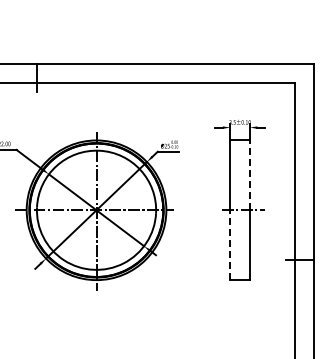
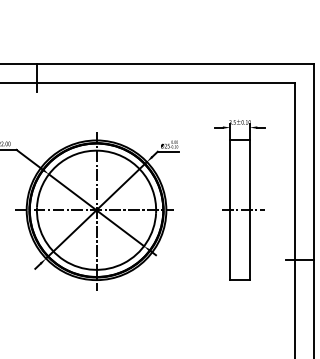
line: dashed -> solid (249, 175)
line: dashed -> solid (230, 245)
